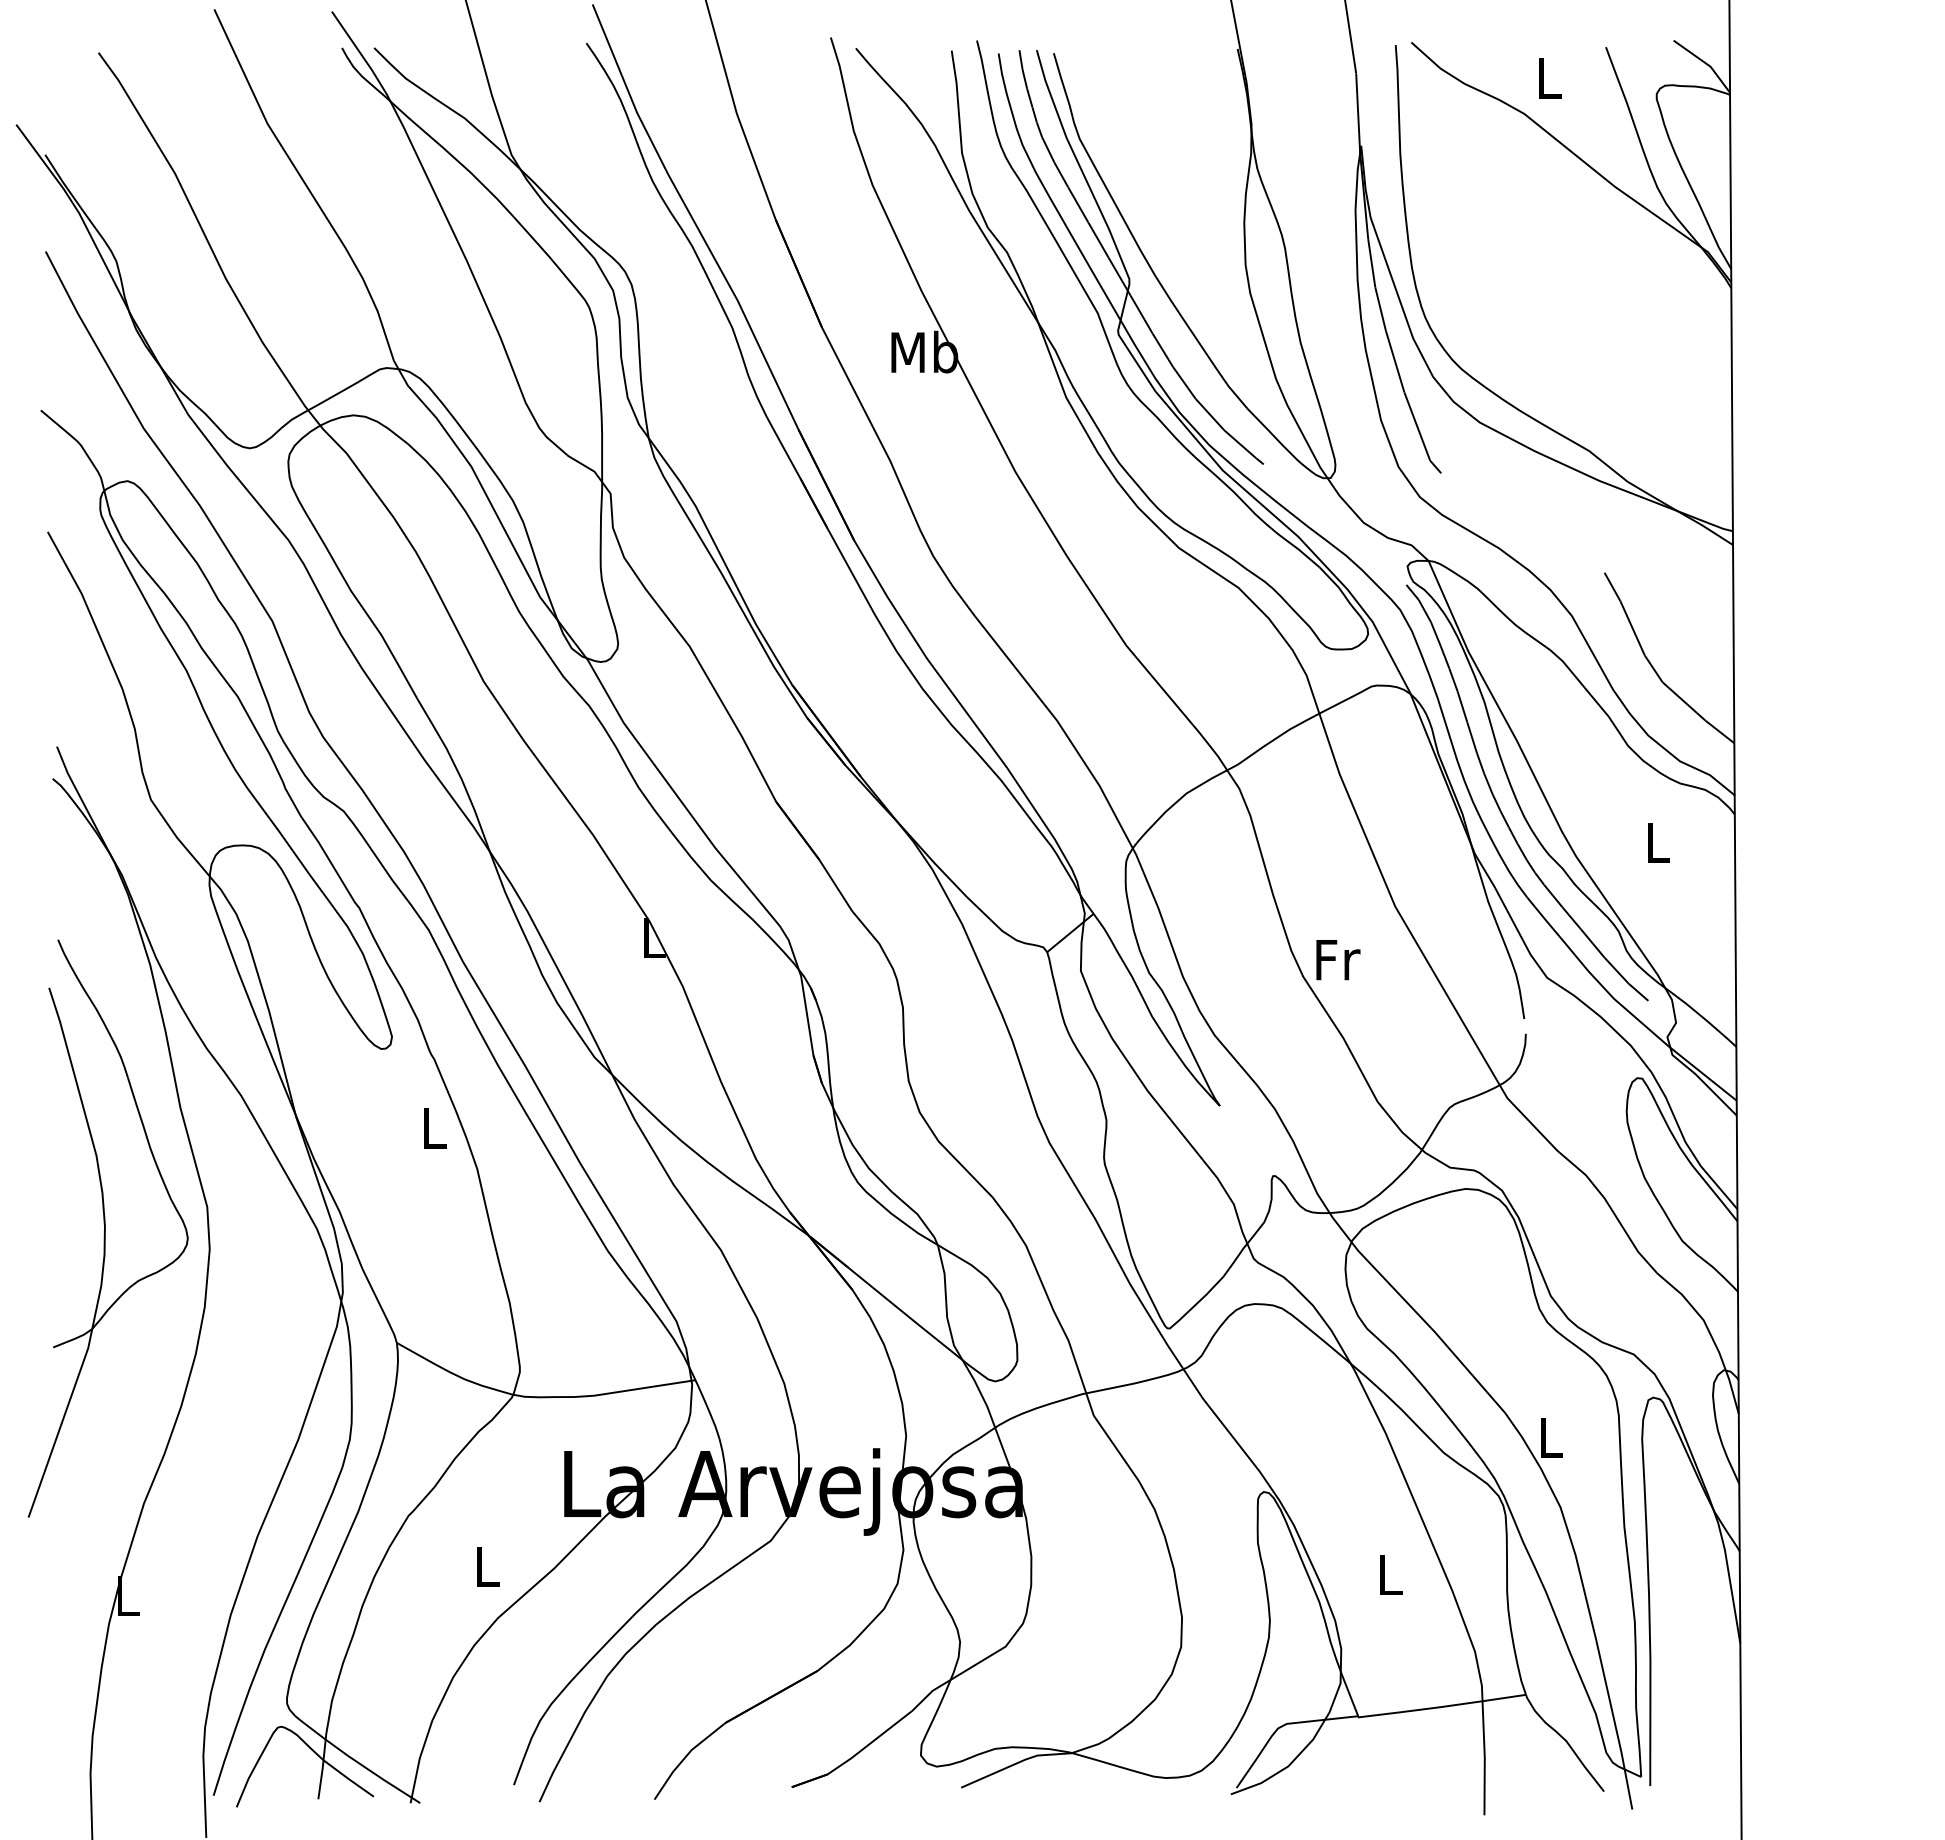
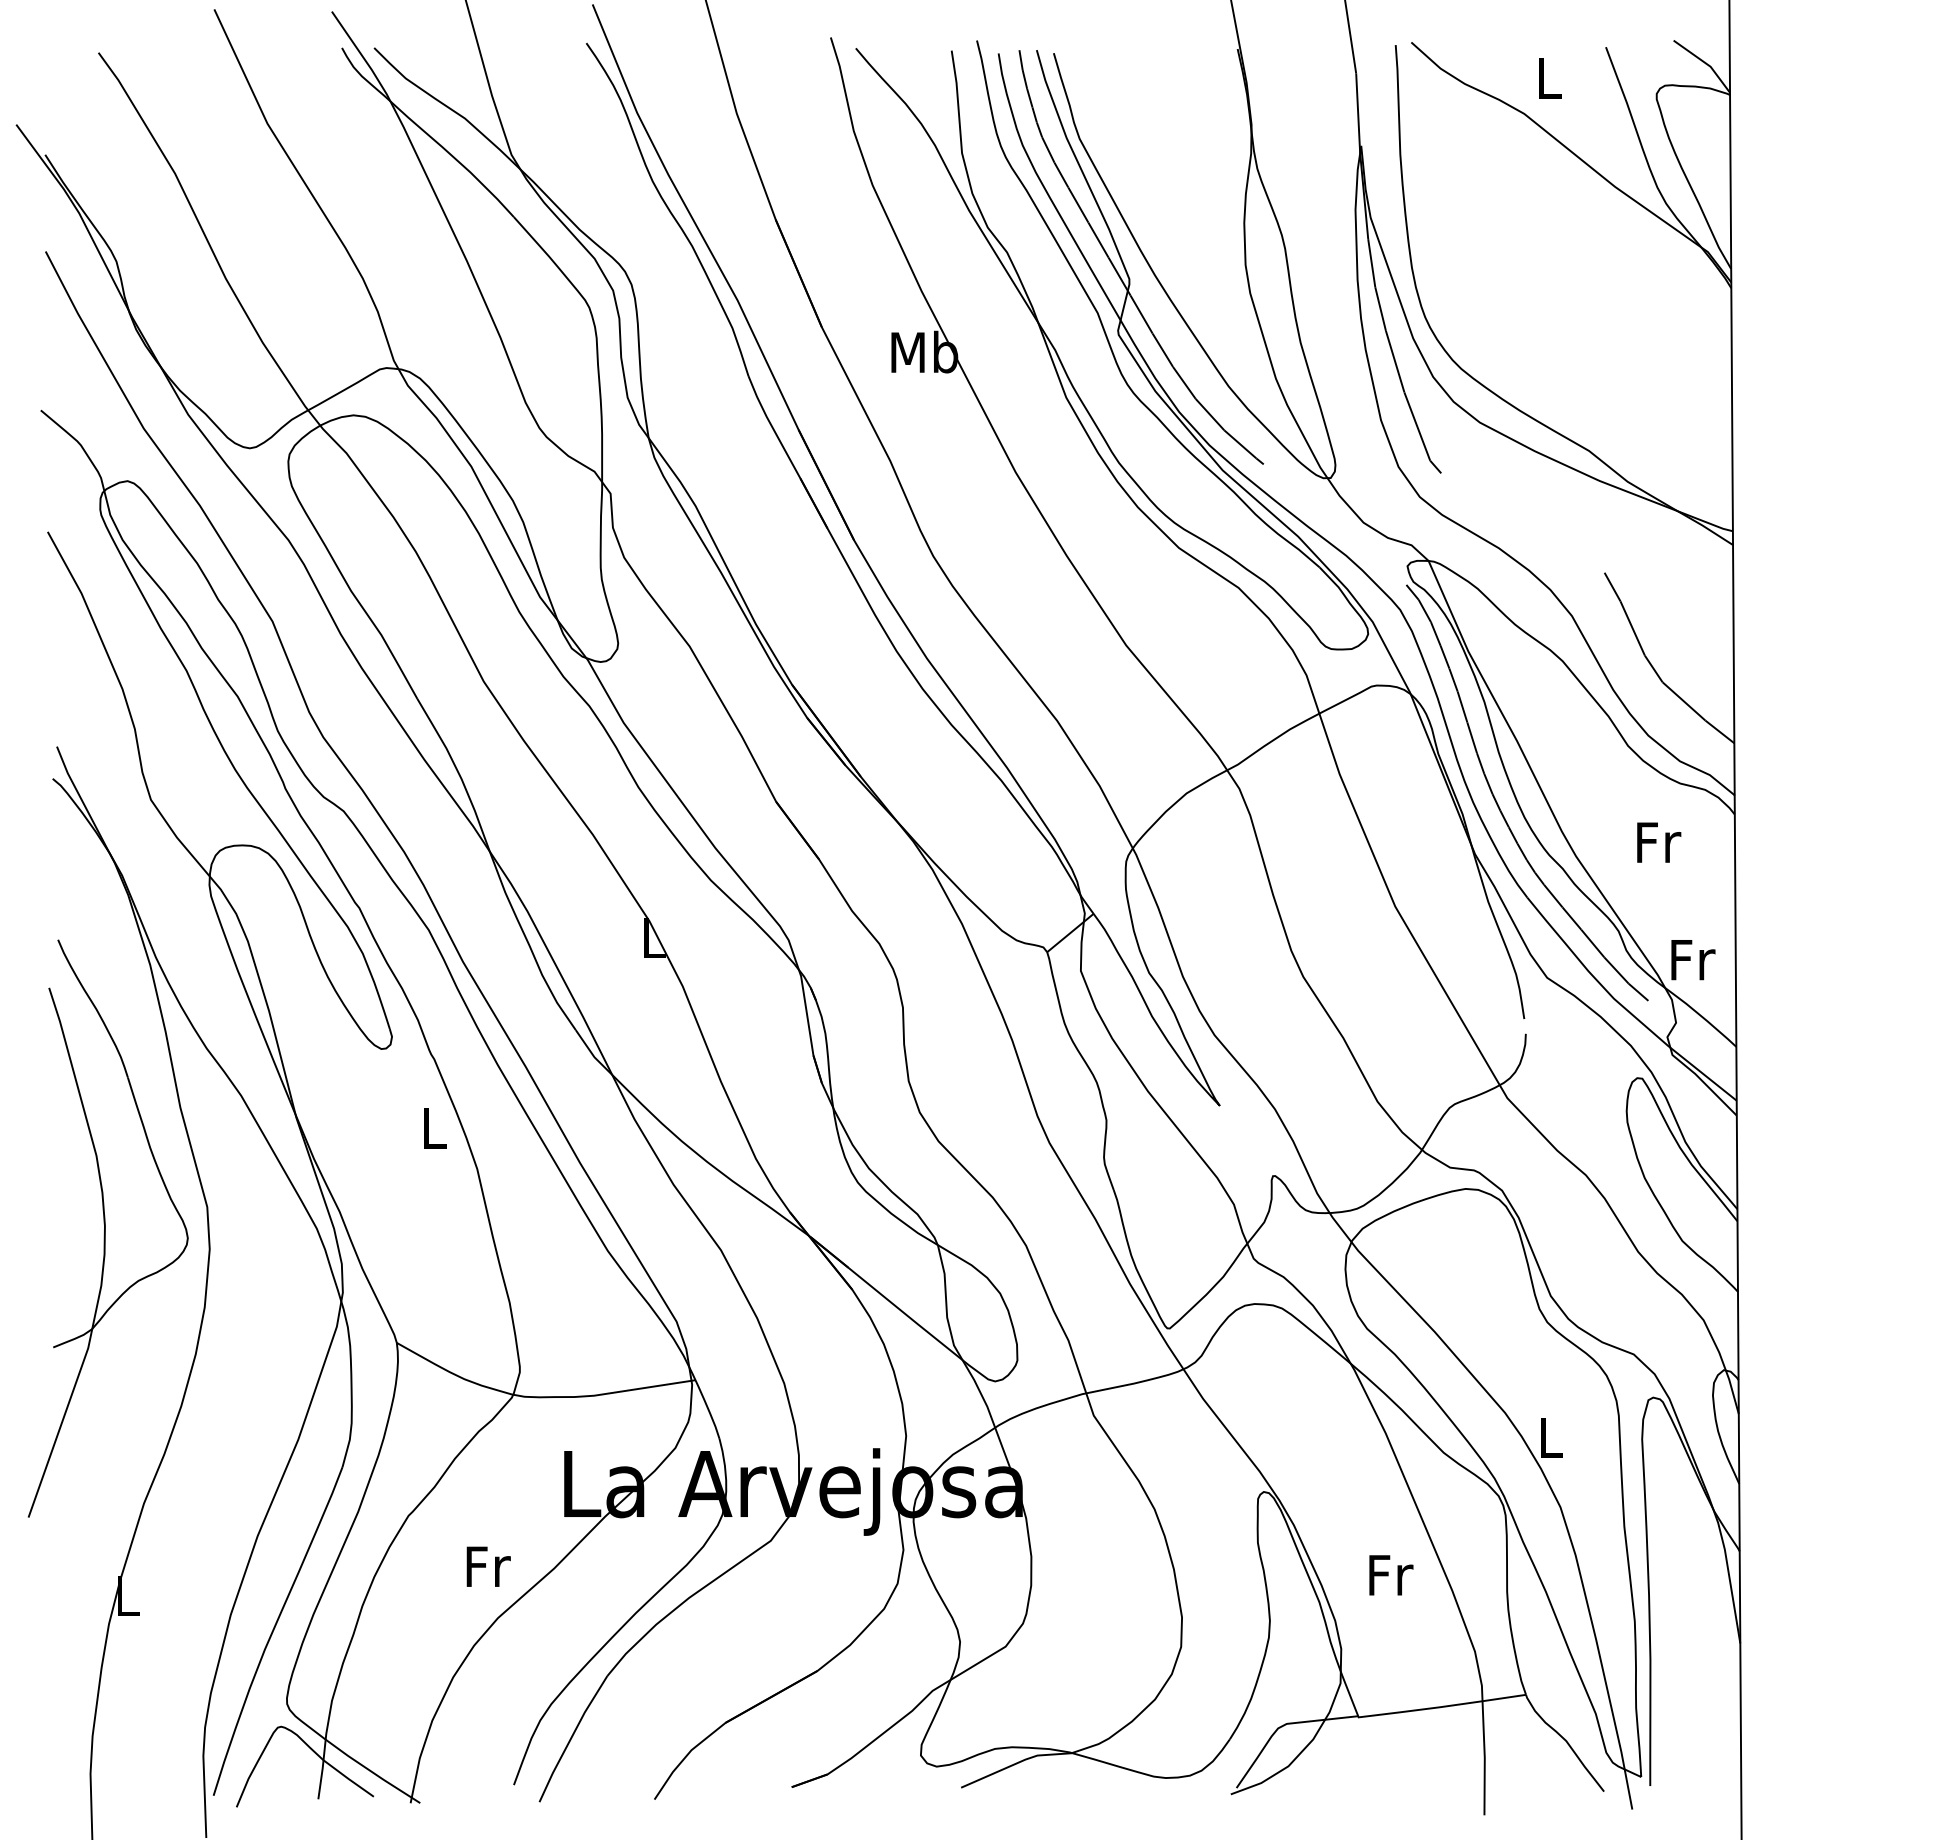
text: L -> Fr (1659, 842)
text position: (1338, 960) -> (1693, 960) (1693, 960)
text: L -> Fr (488, 1566)
text: L -> Fr (1391, 1575)
